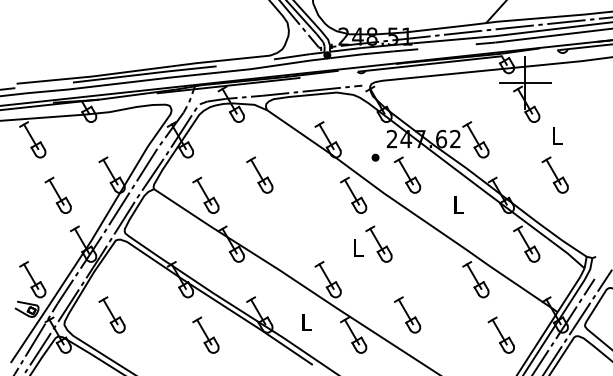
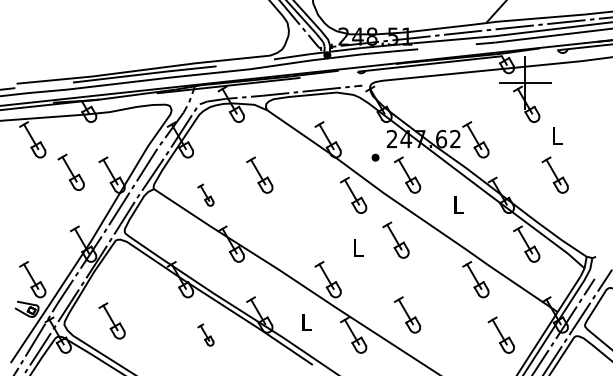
part position: (57, 194) -> (70, 171) (70, 171)
part size: 28x38 px -> 18x24 px (205, 194)
part position: (378, 243) -> (395, 239) (395, 239)
part position: (111, 314) -> (111, 320) (111, 320)
part size: 28x38 px -> 18x24 px (205, 334)
